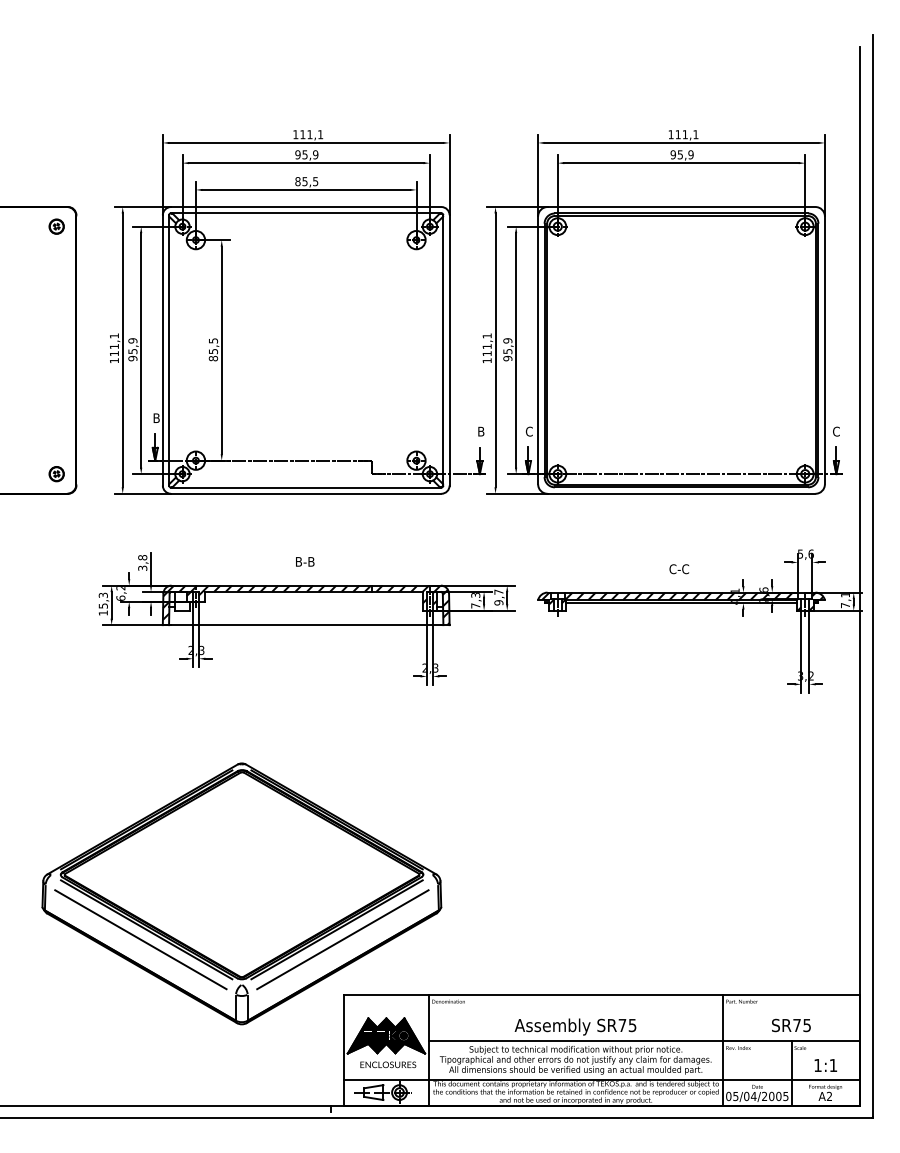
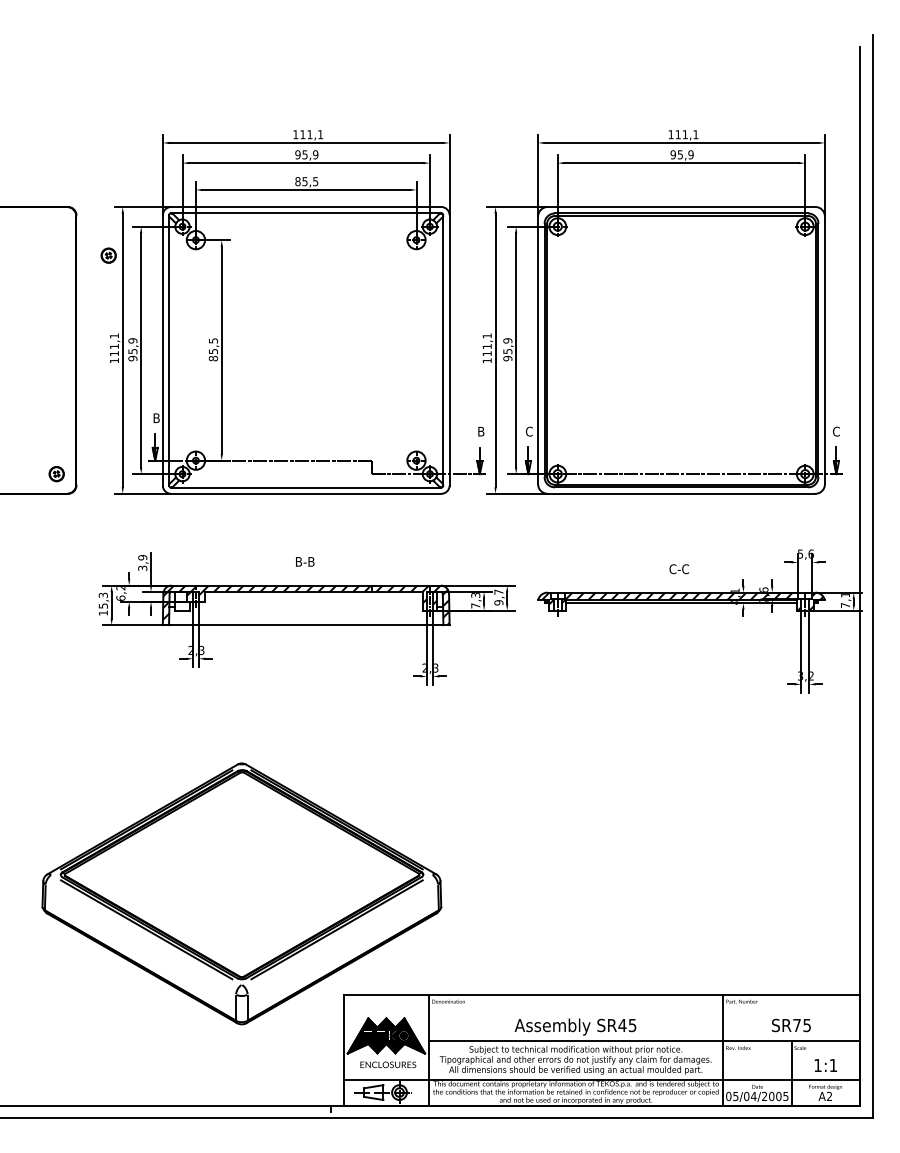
part position: (56, 226) -> (108, 255) (108, 255)
text: 3,8 -> 3,9 (142, 557)
line: present -> none (140, 939)
line: present -> none (342, 939)
text: SR75 -> SR45 (622, 1025)
